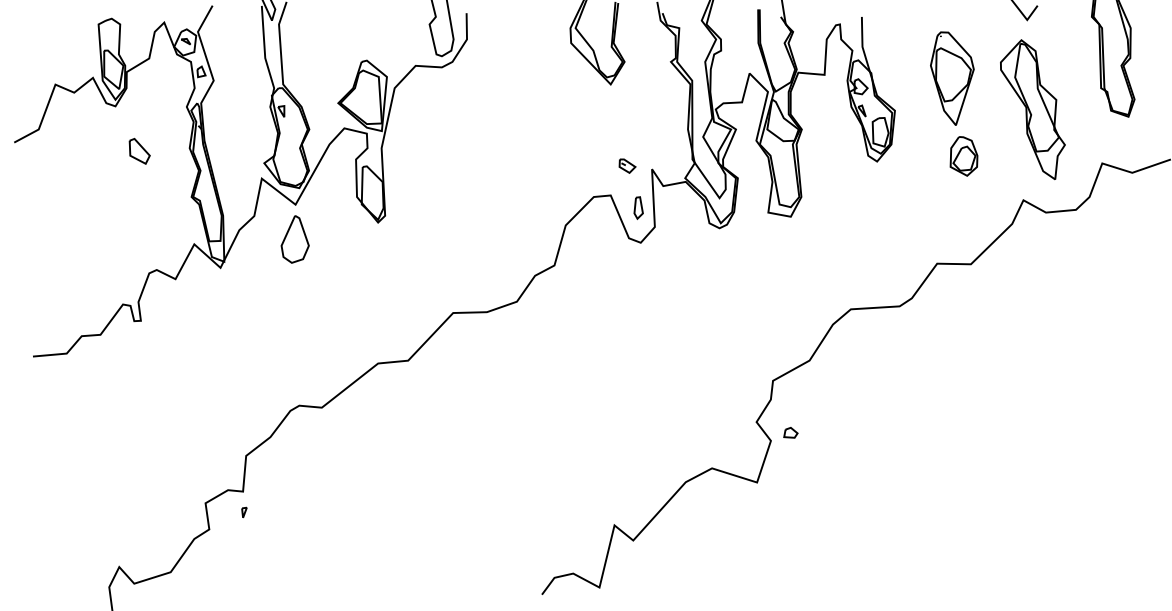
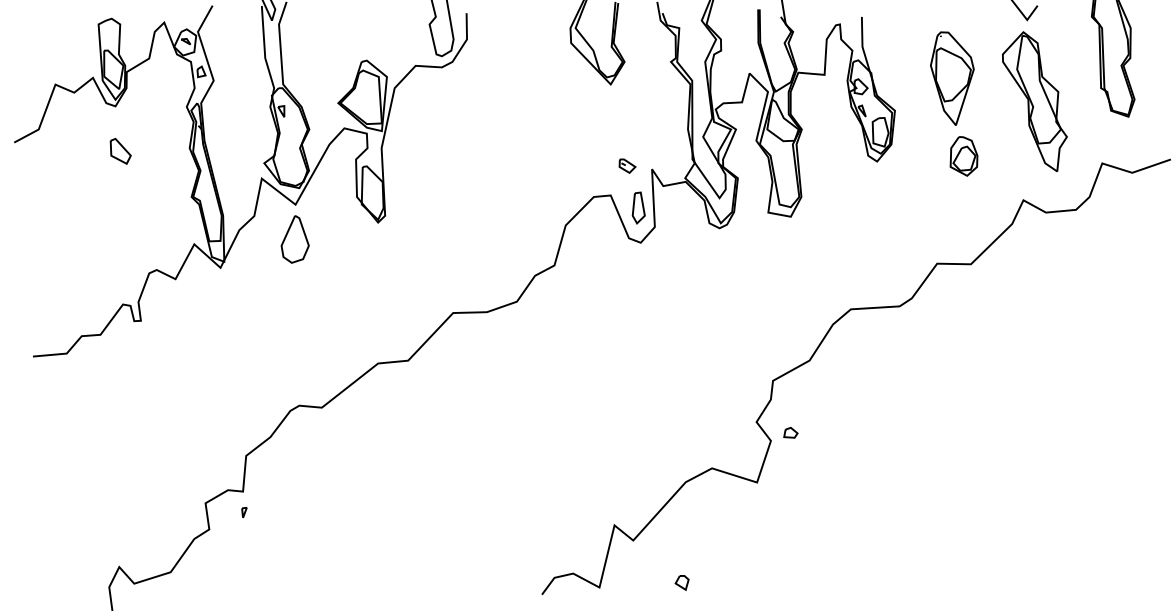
part position: (1032, 109) -> (1034, 101) (1034, 101)
part position: (139, 151) -> (120, 151) (120, 151)
part size: 11x24 px -> 15x34 px (638, 207)
part: none -> present (681, 582)
